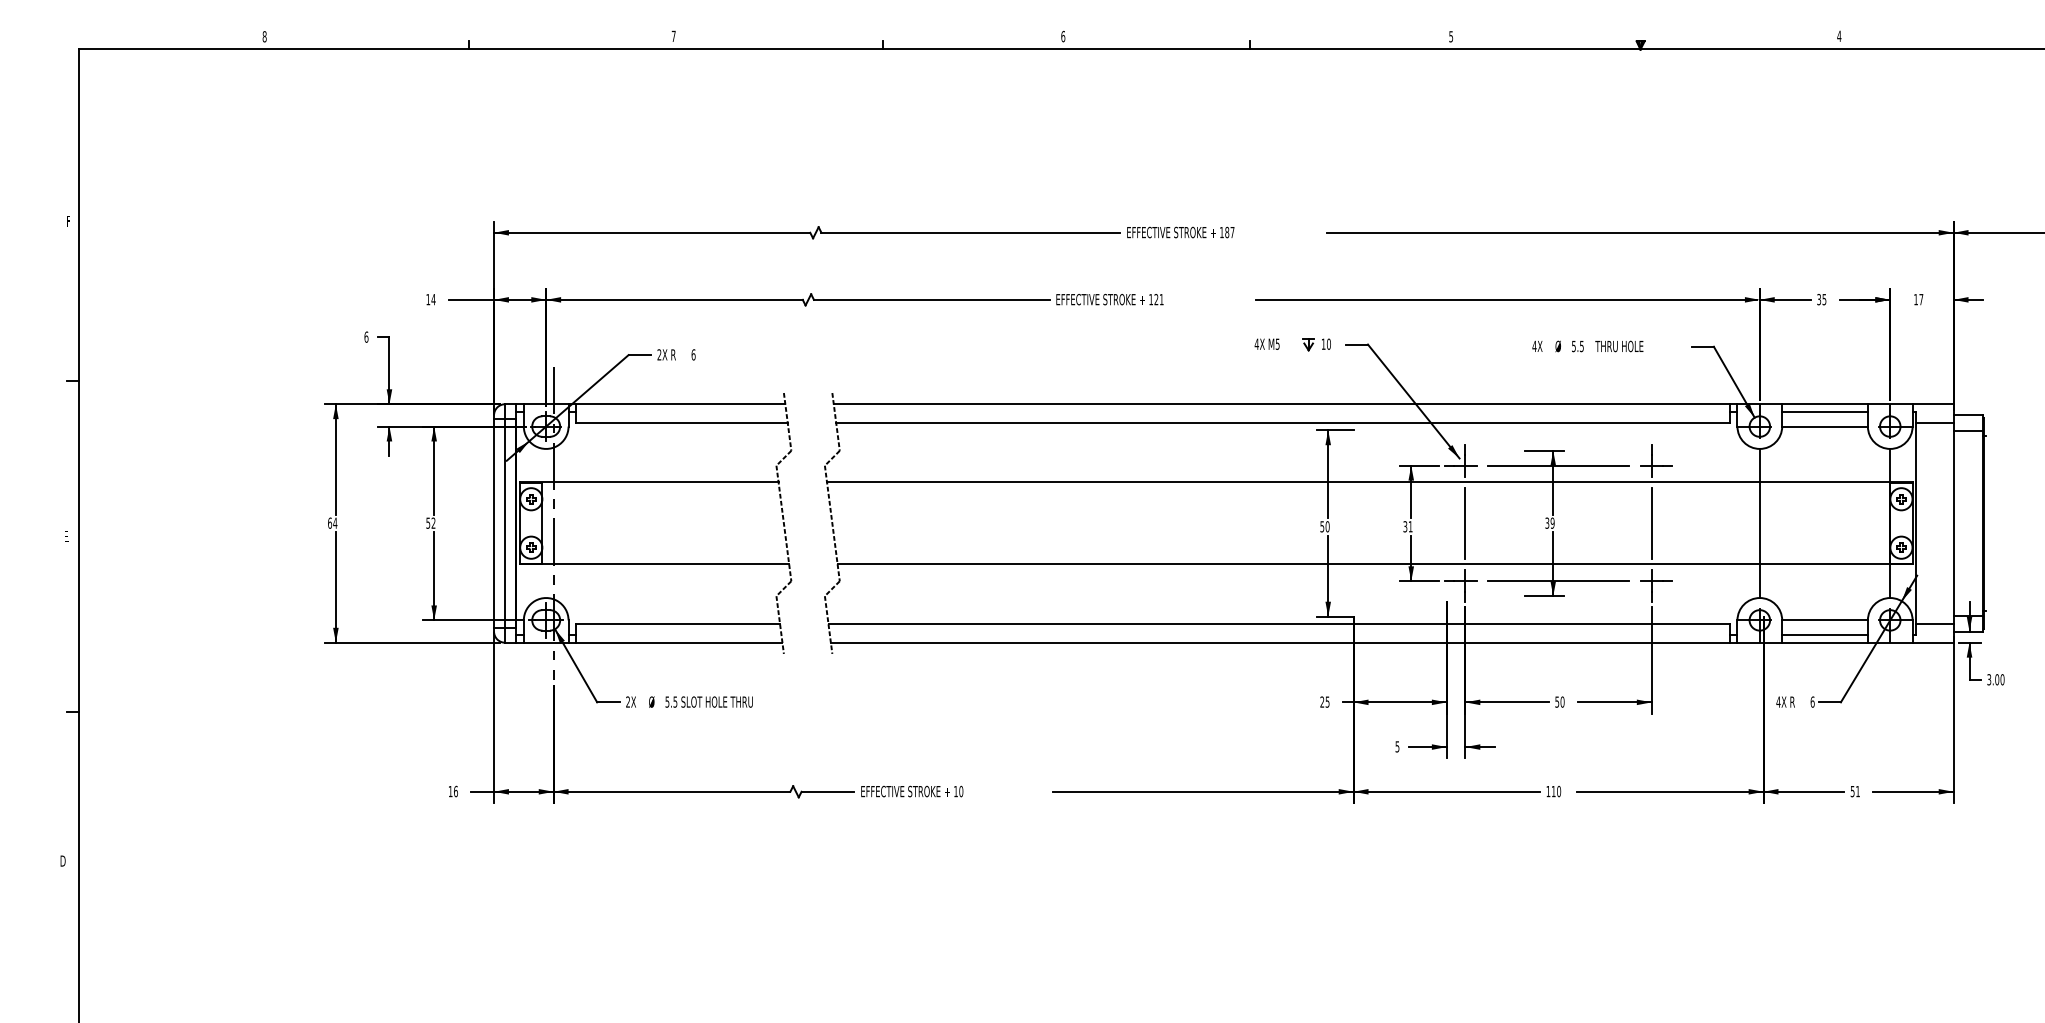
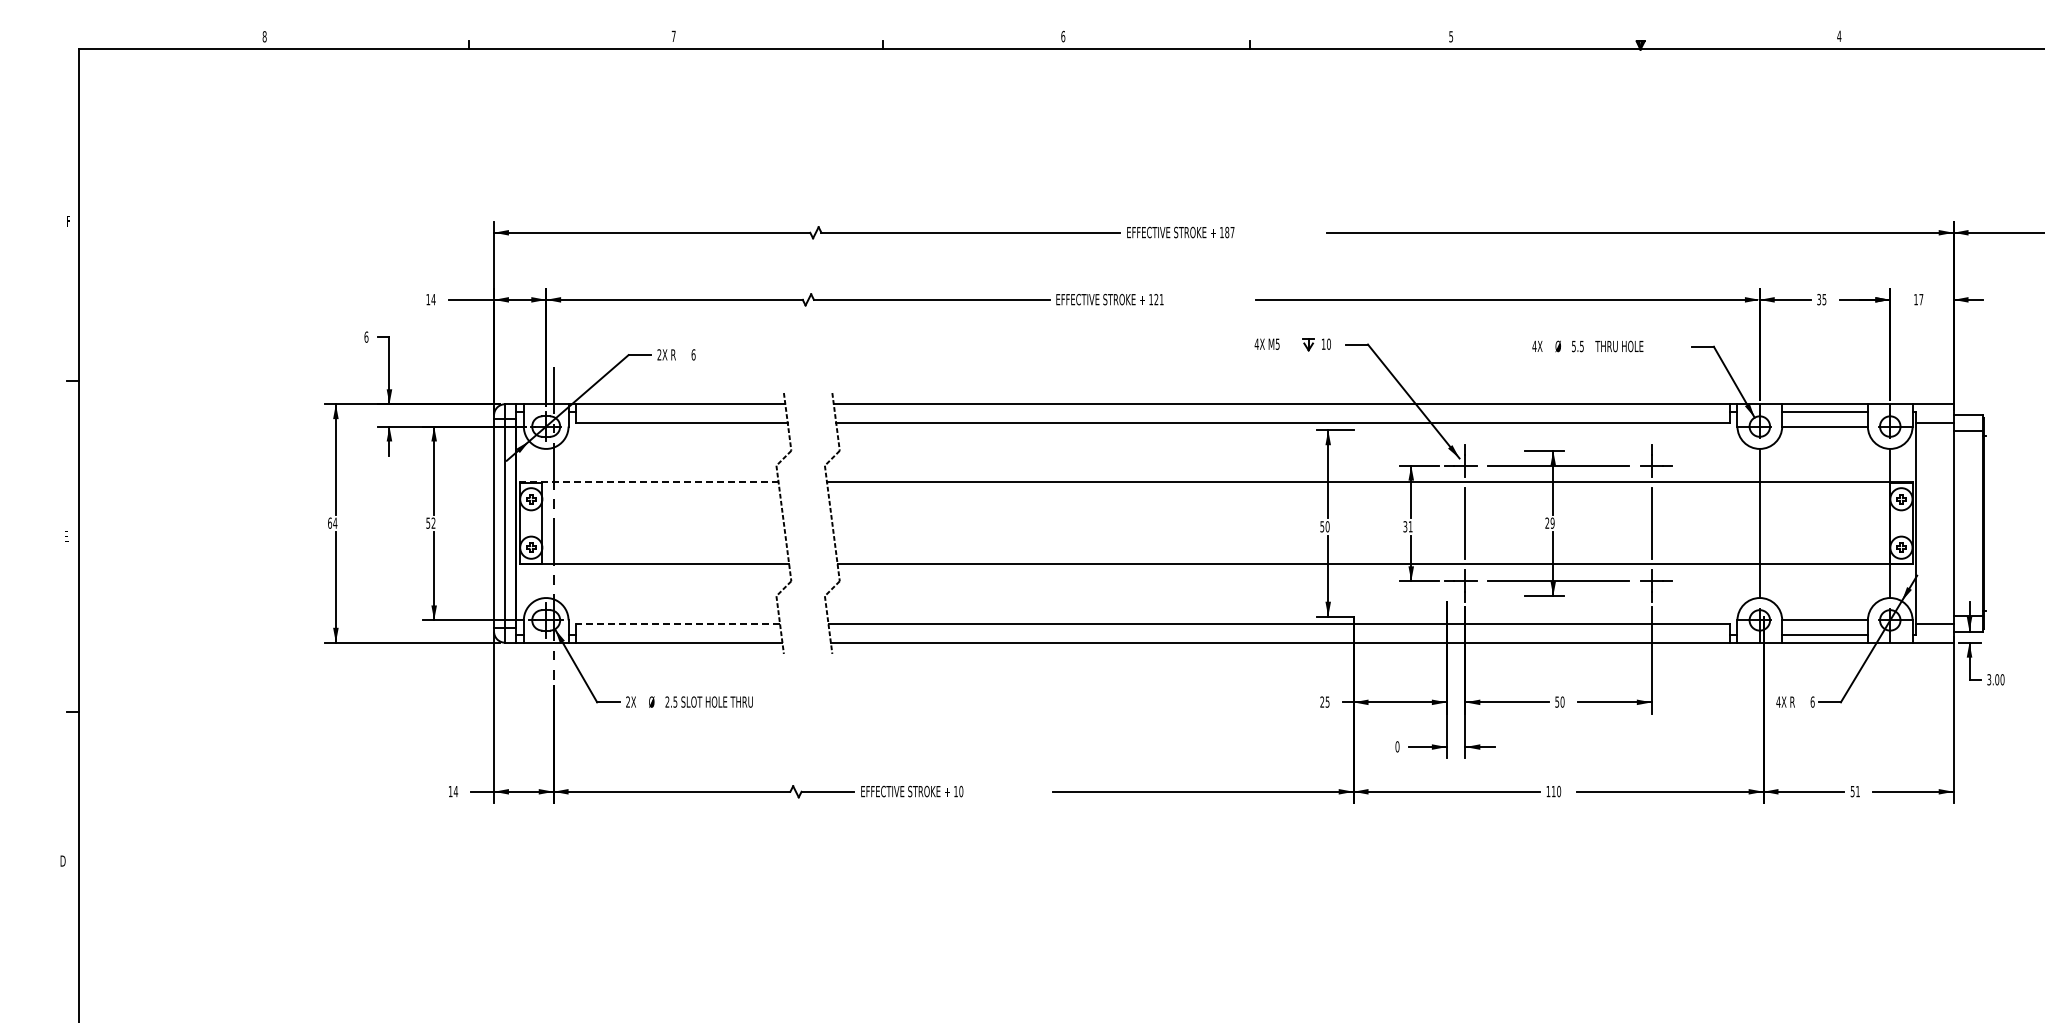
line: solid -> dashed (648, 482)
text: 39 -> 29 (1547, 523)
line: solid -> dashed (677, 624)
text: 5.5 -> 2.5 (667, 701)
text: 5 -> 0 (1397, 746)
text: 16 -> 14 (455, 791)
